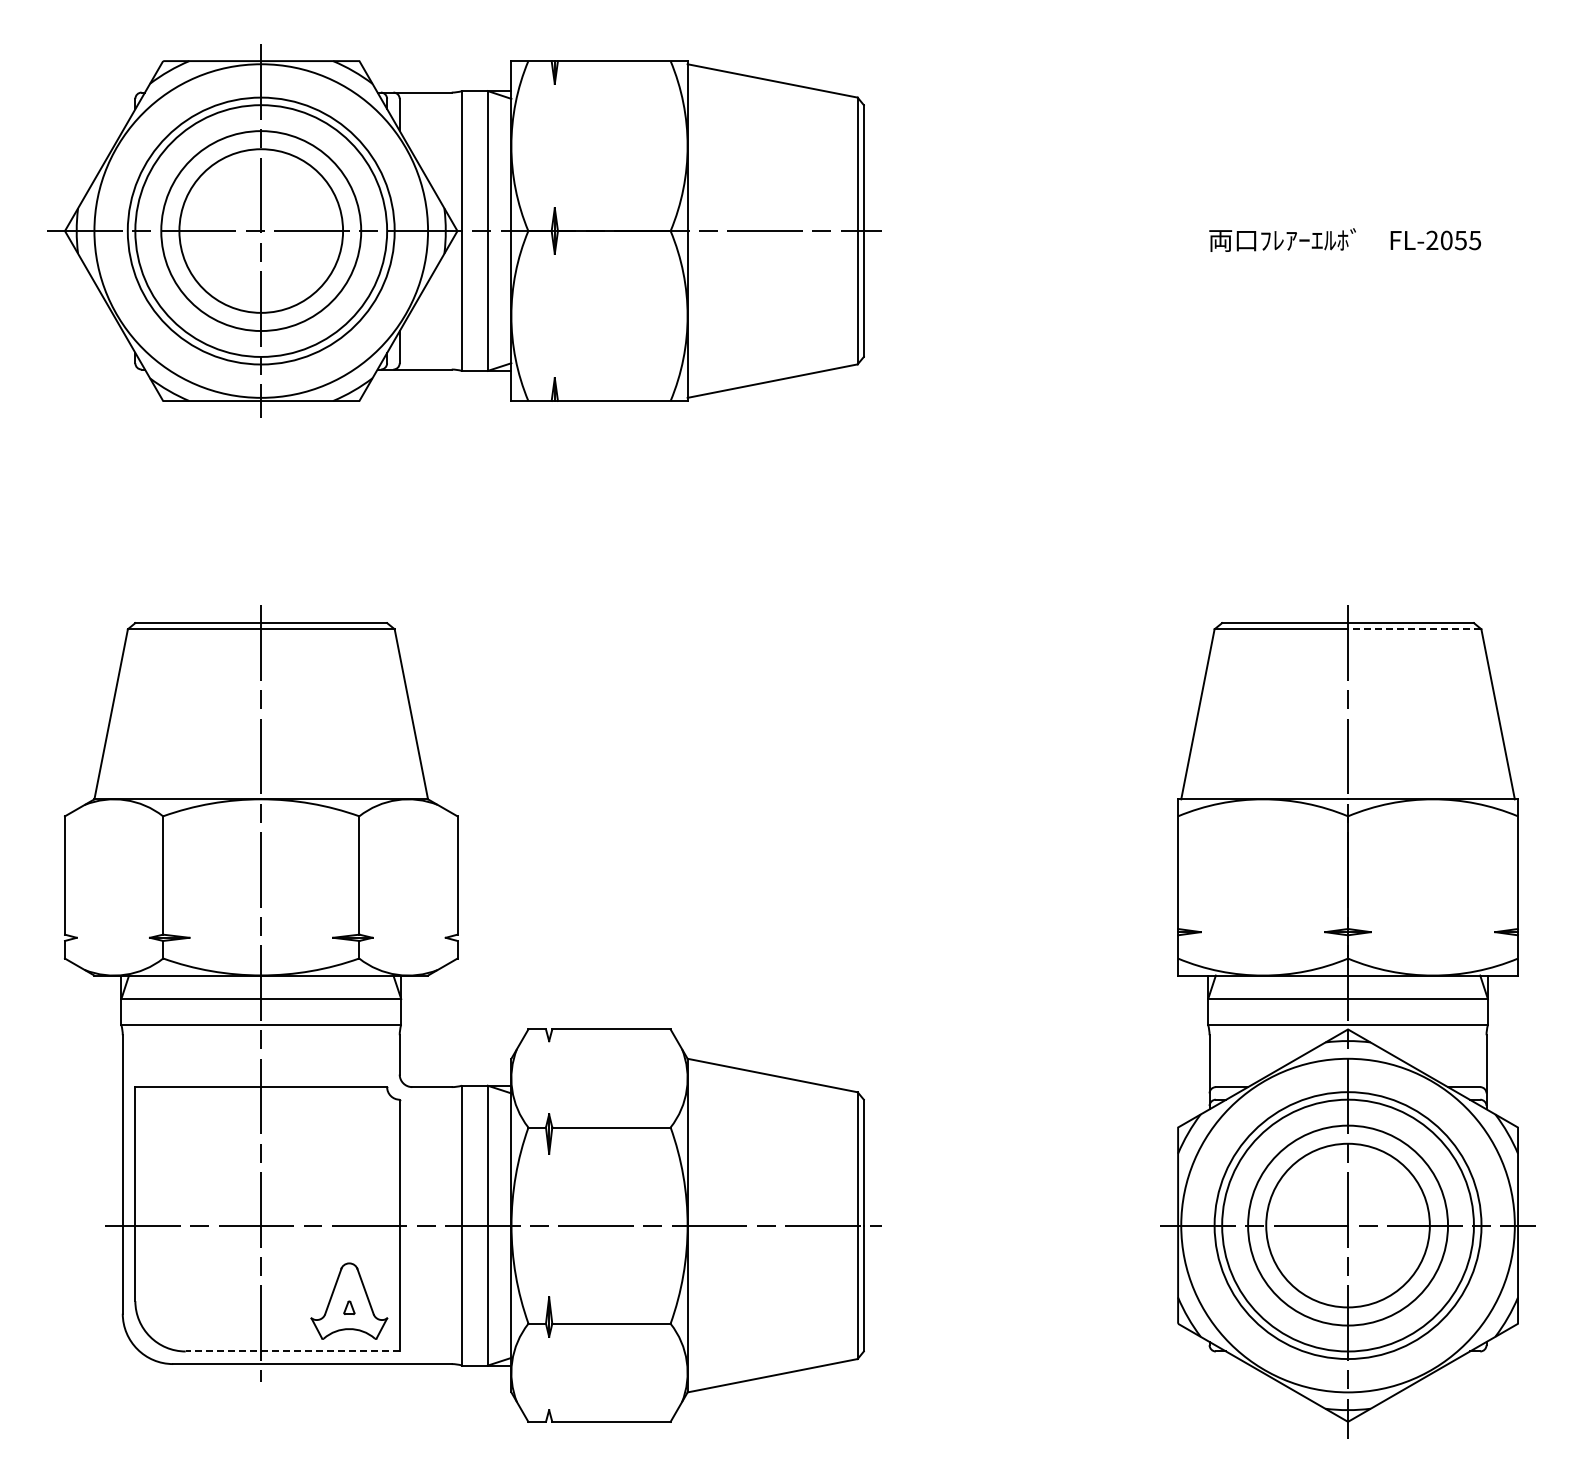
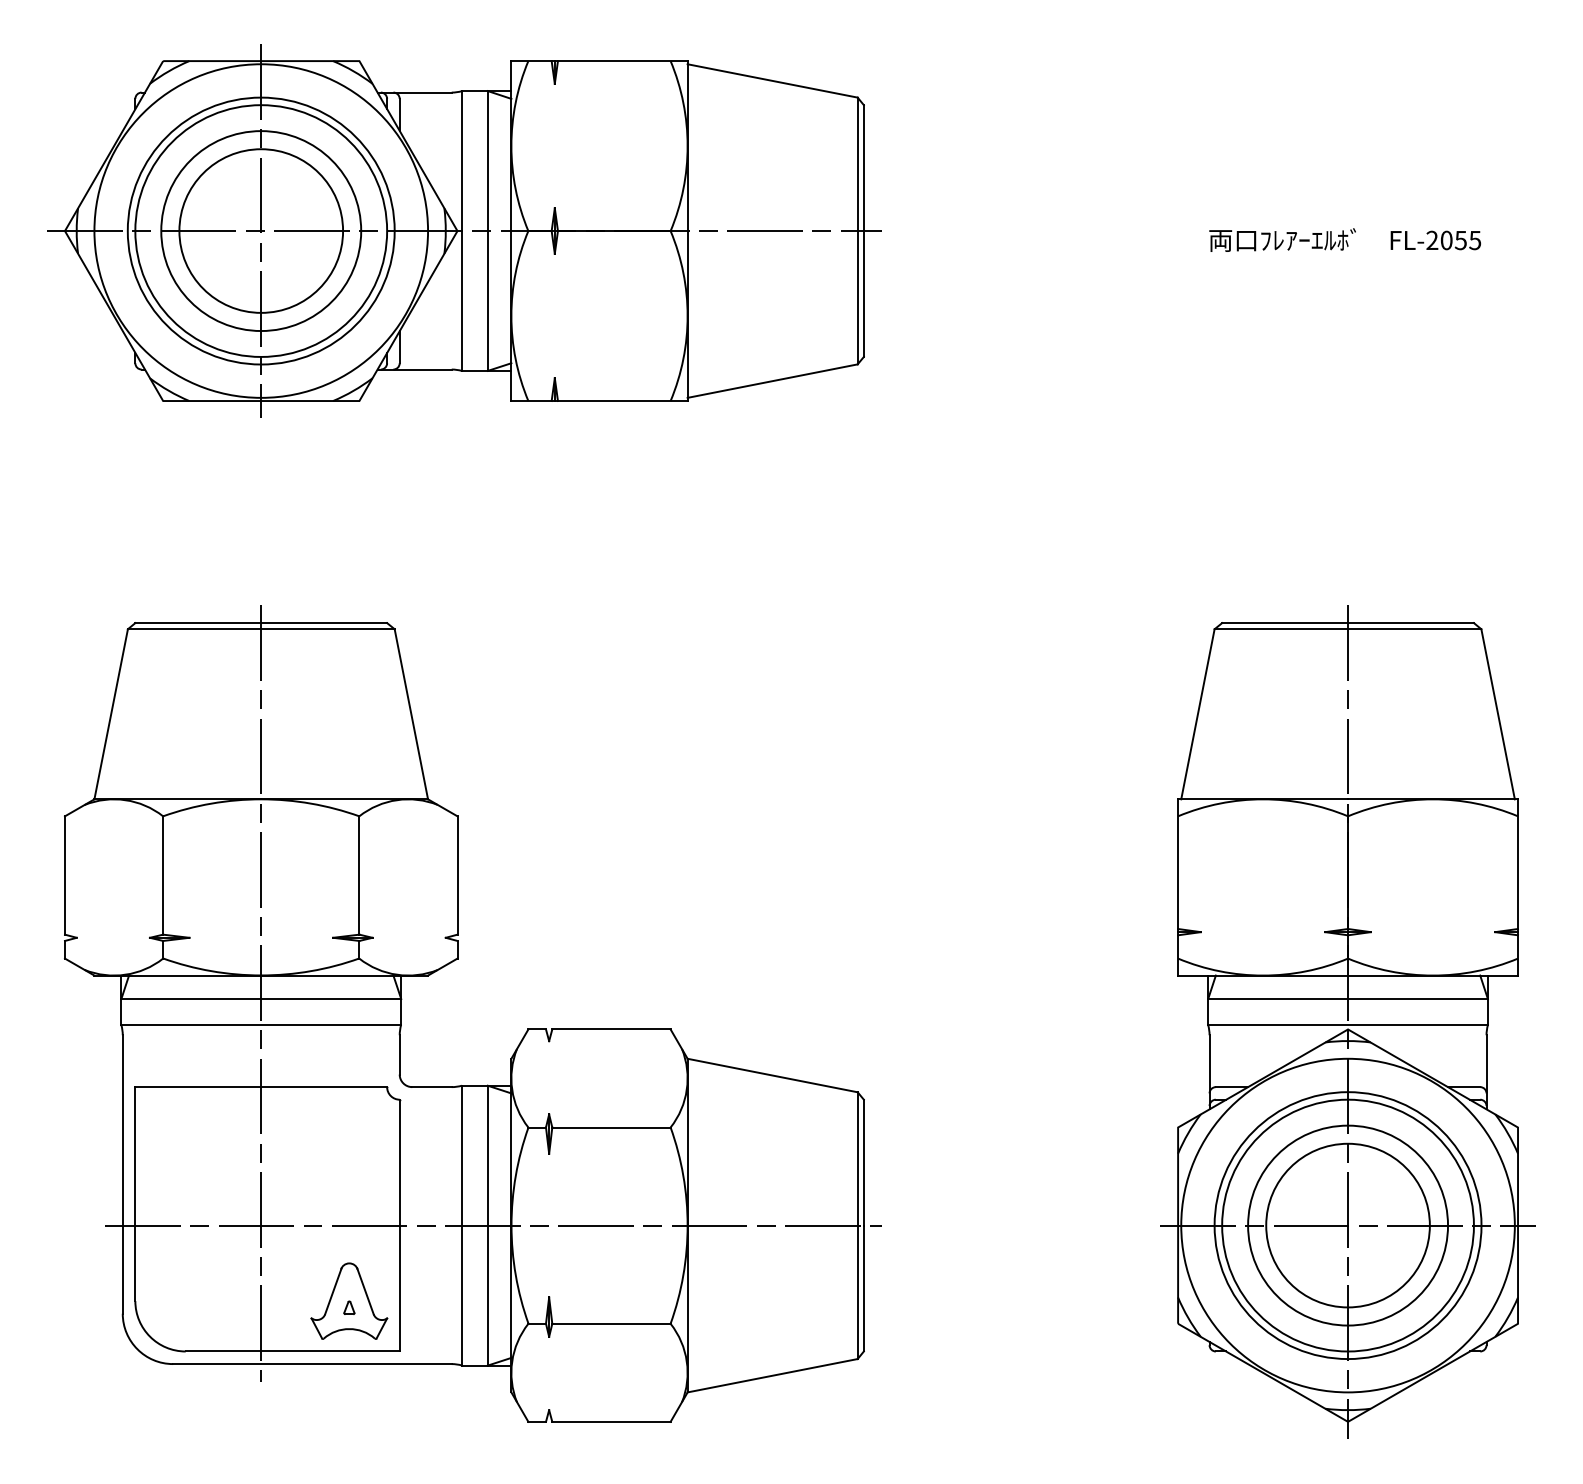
line: dashed -> solid (1414, 629)
line: dashed -> solid (292, 1351)
